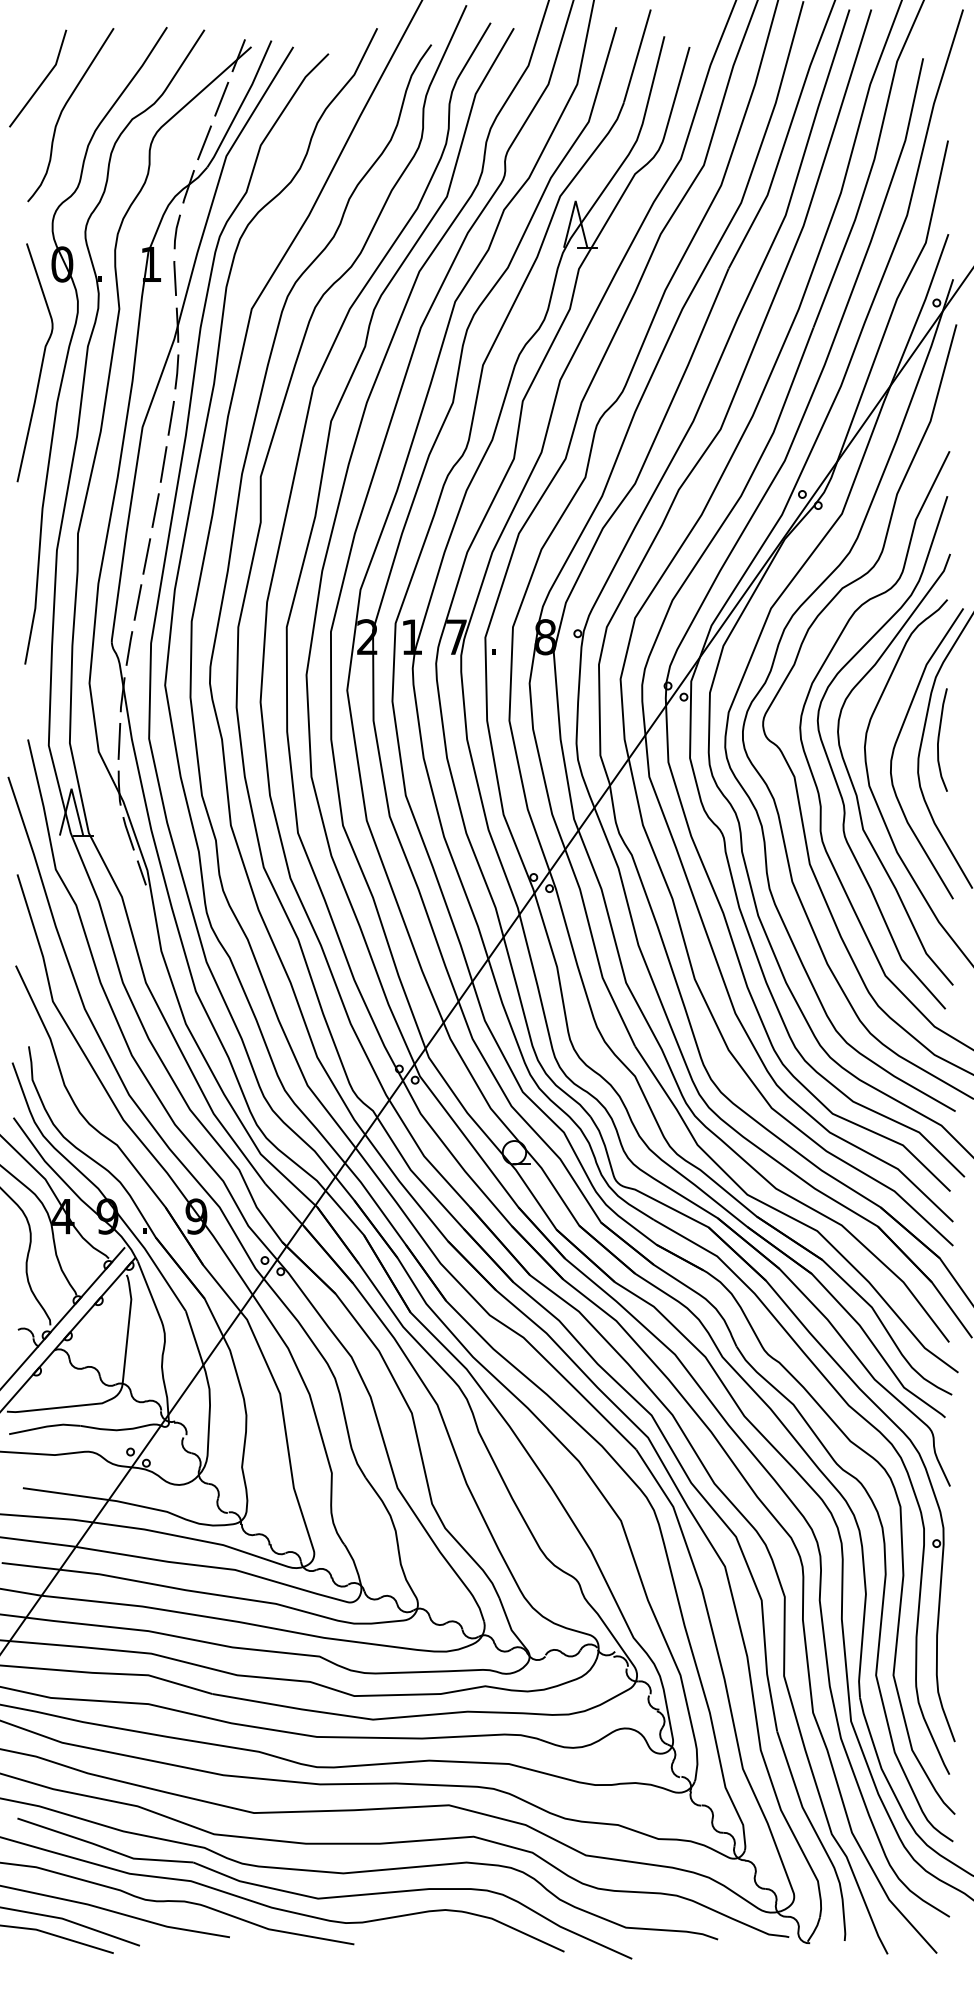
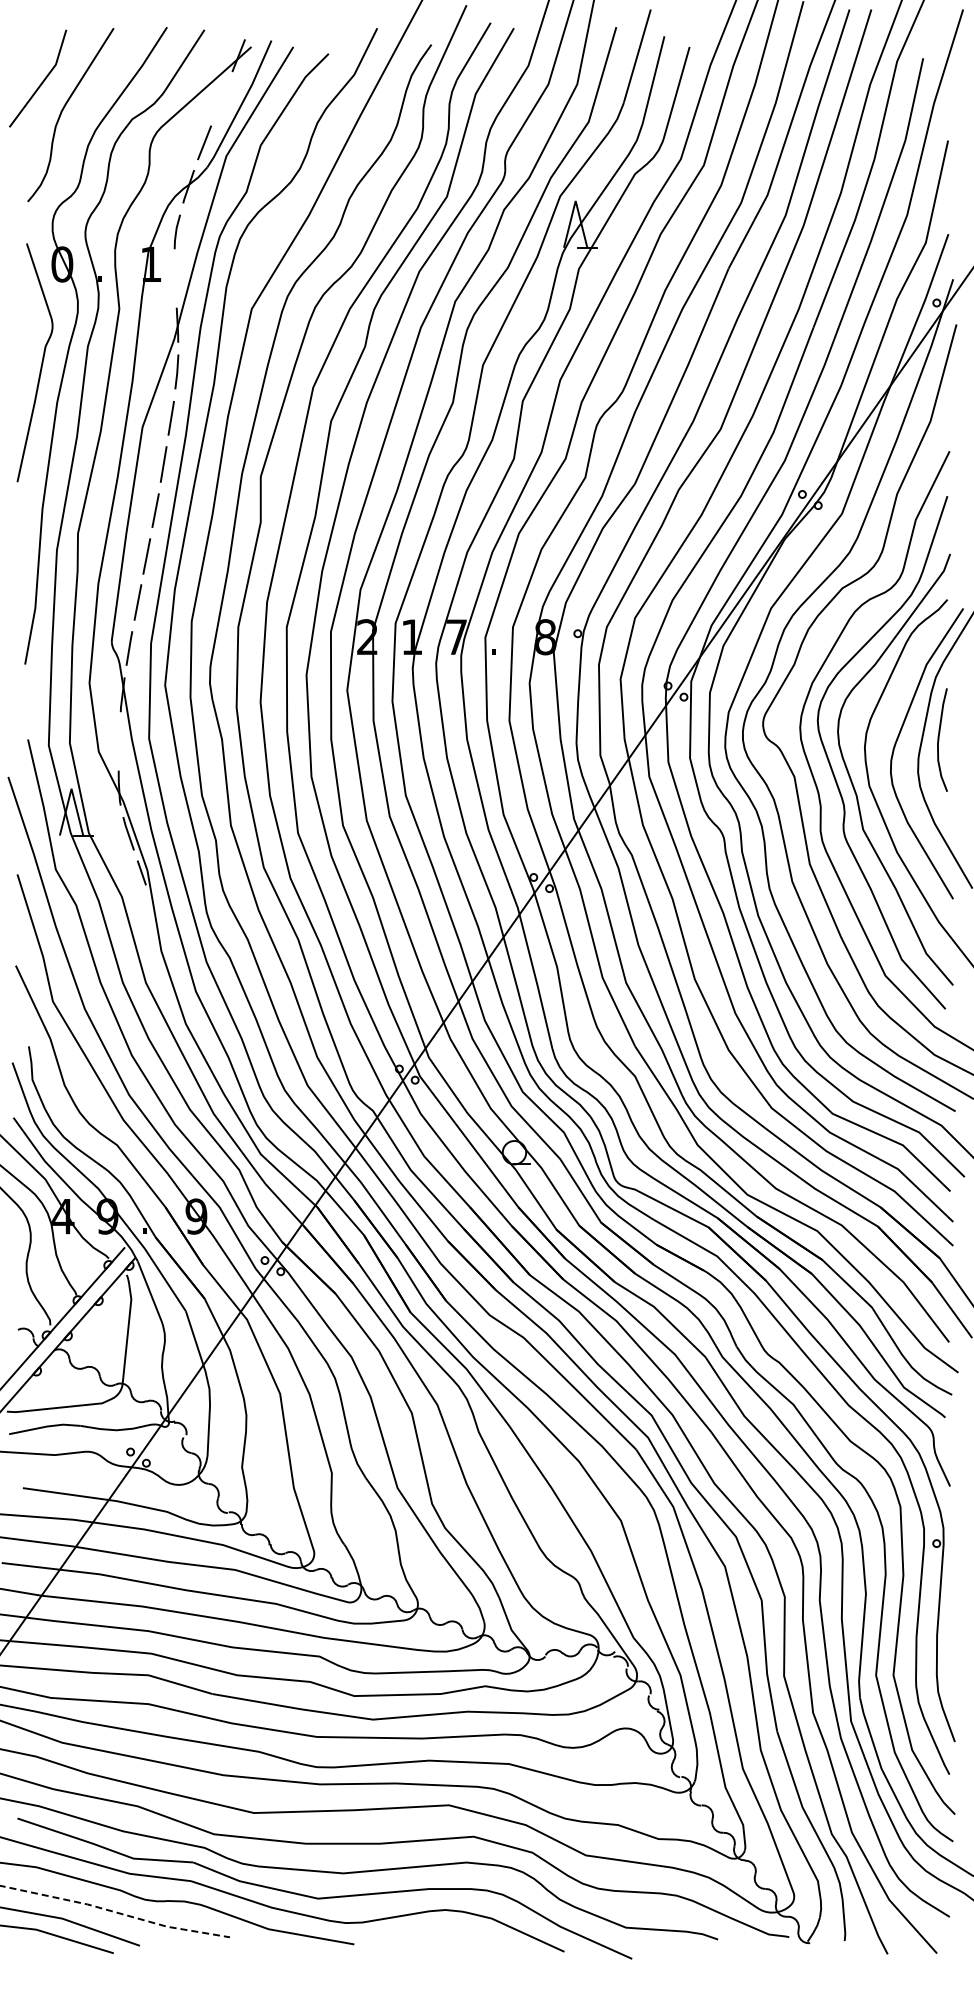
line: present -> none (221, 98)
line: present -> none (174, 278)
line: present -> none (119, 740)
line: solid -> dashed (115, 1912)
